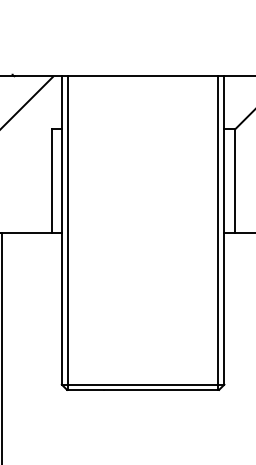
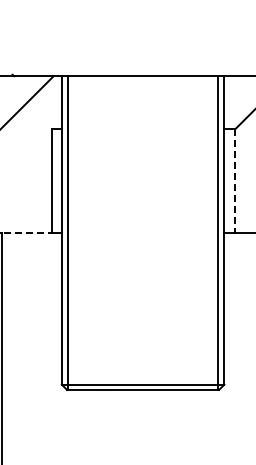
line: solid -> dashed (234, 181)
line: solid -> dashed (26, 233)
